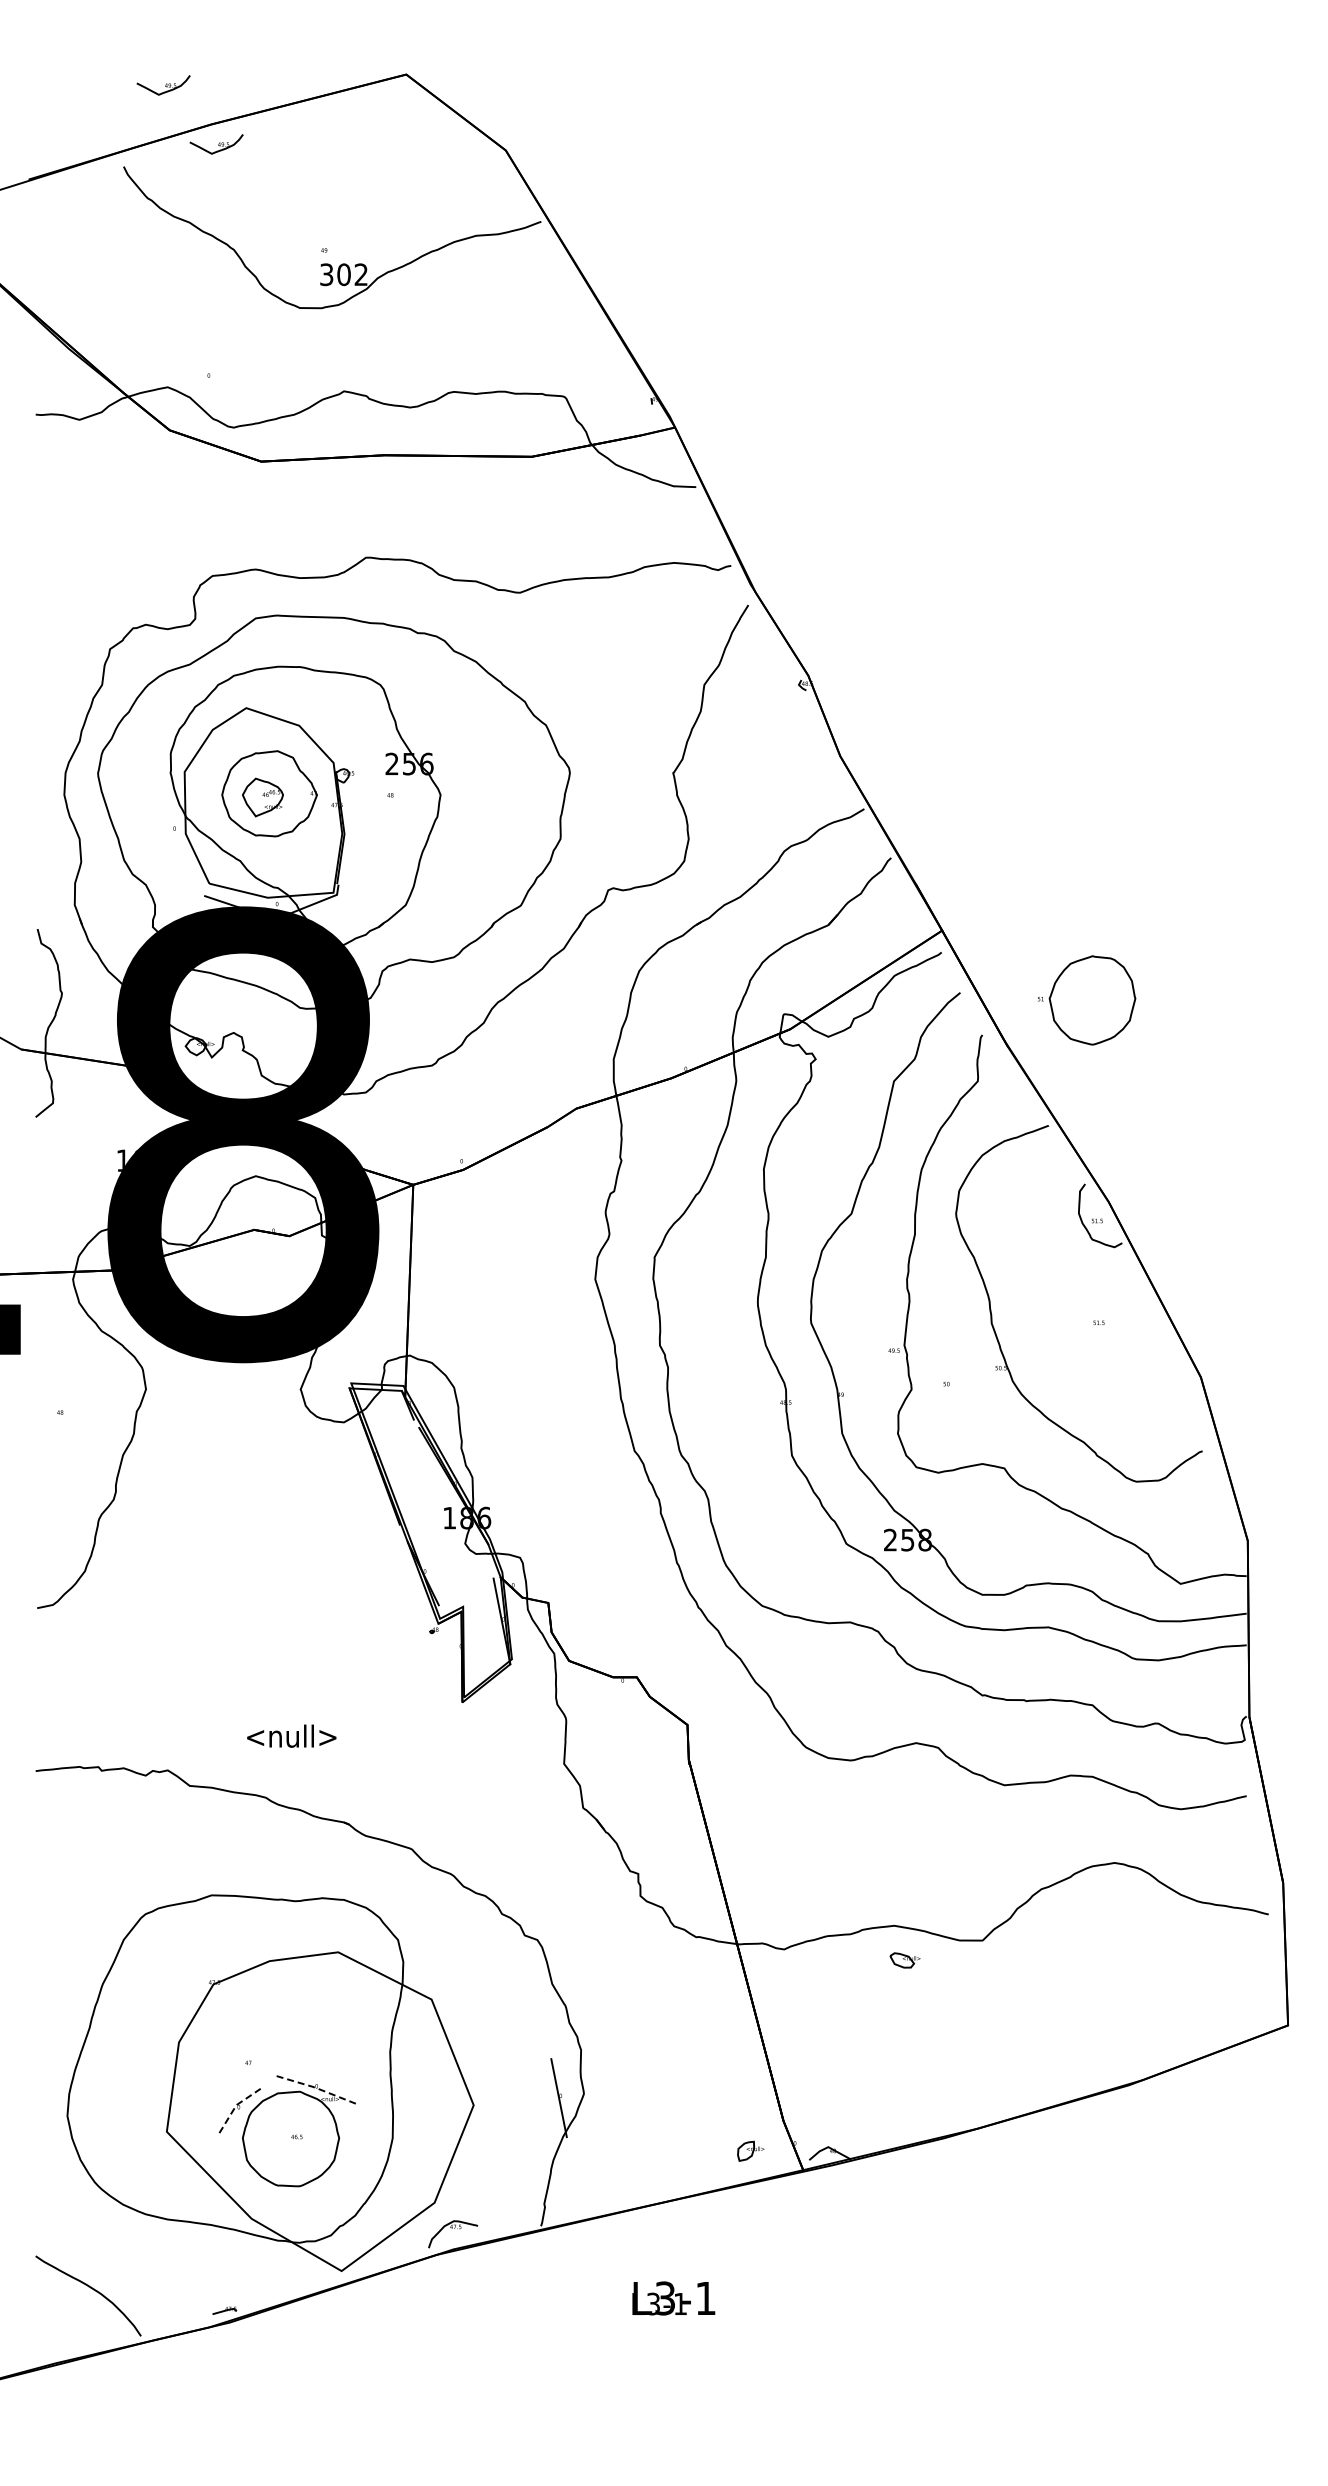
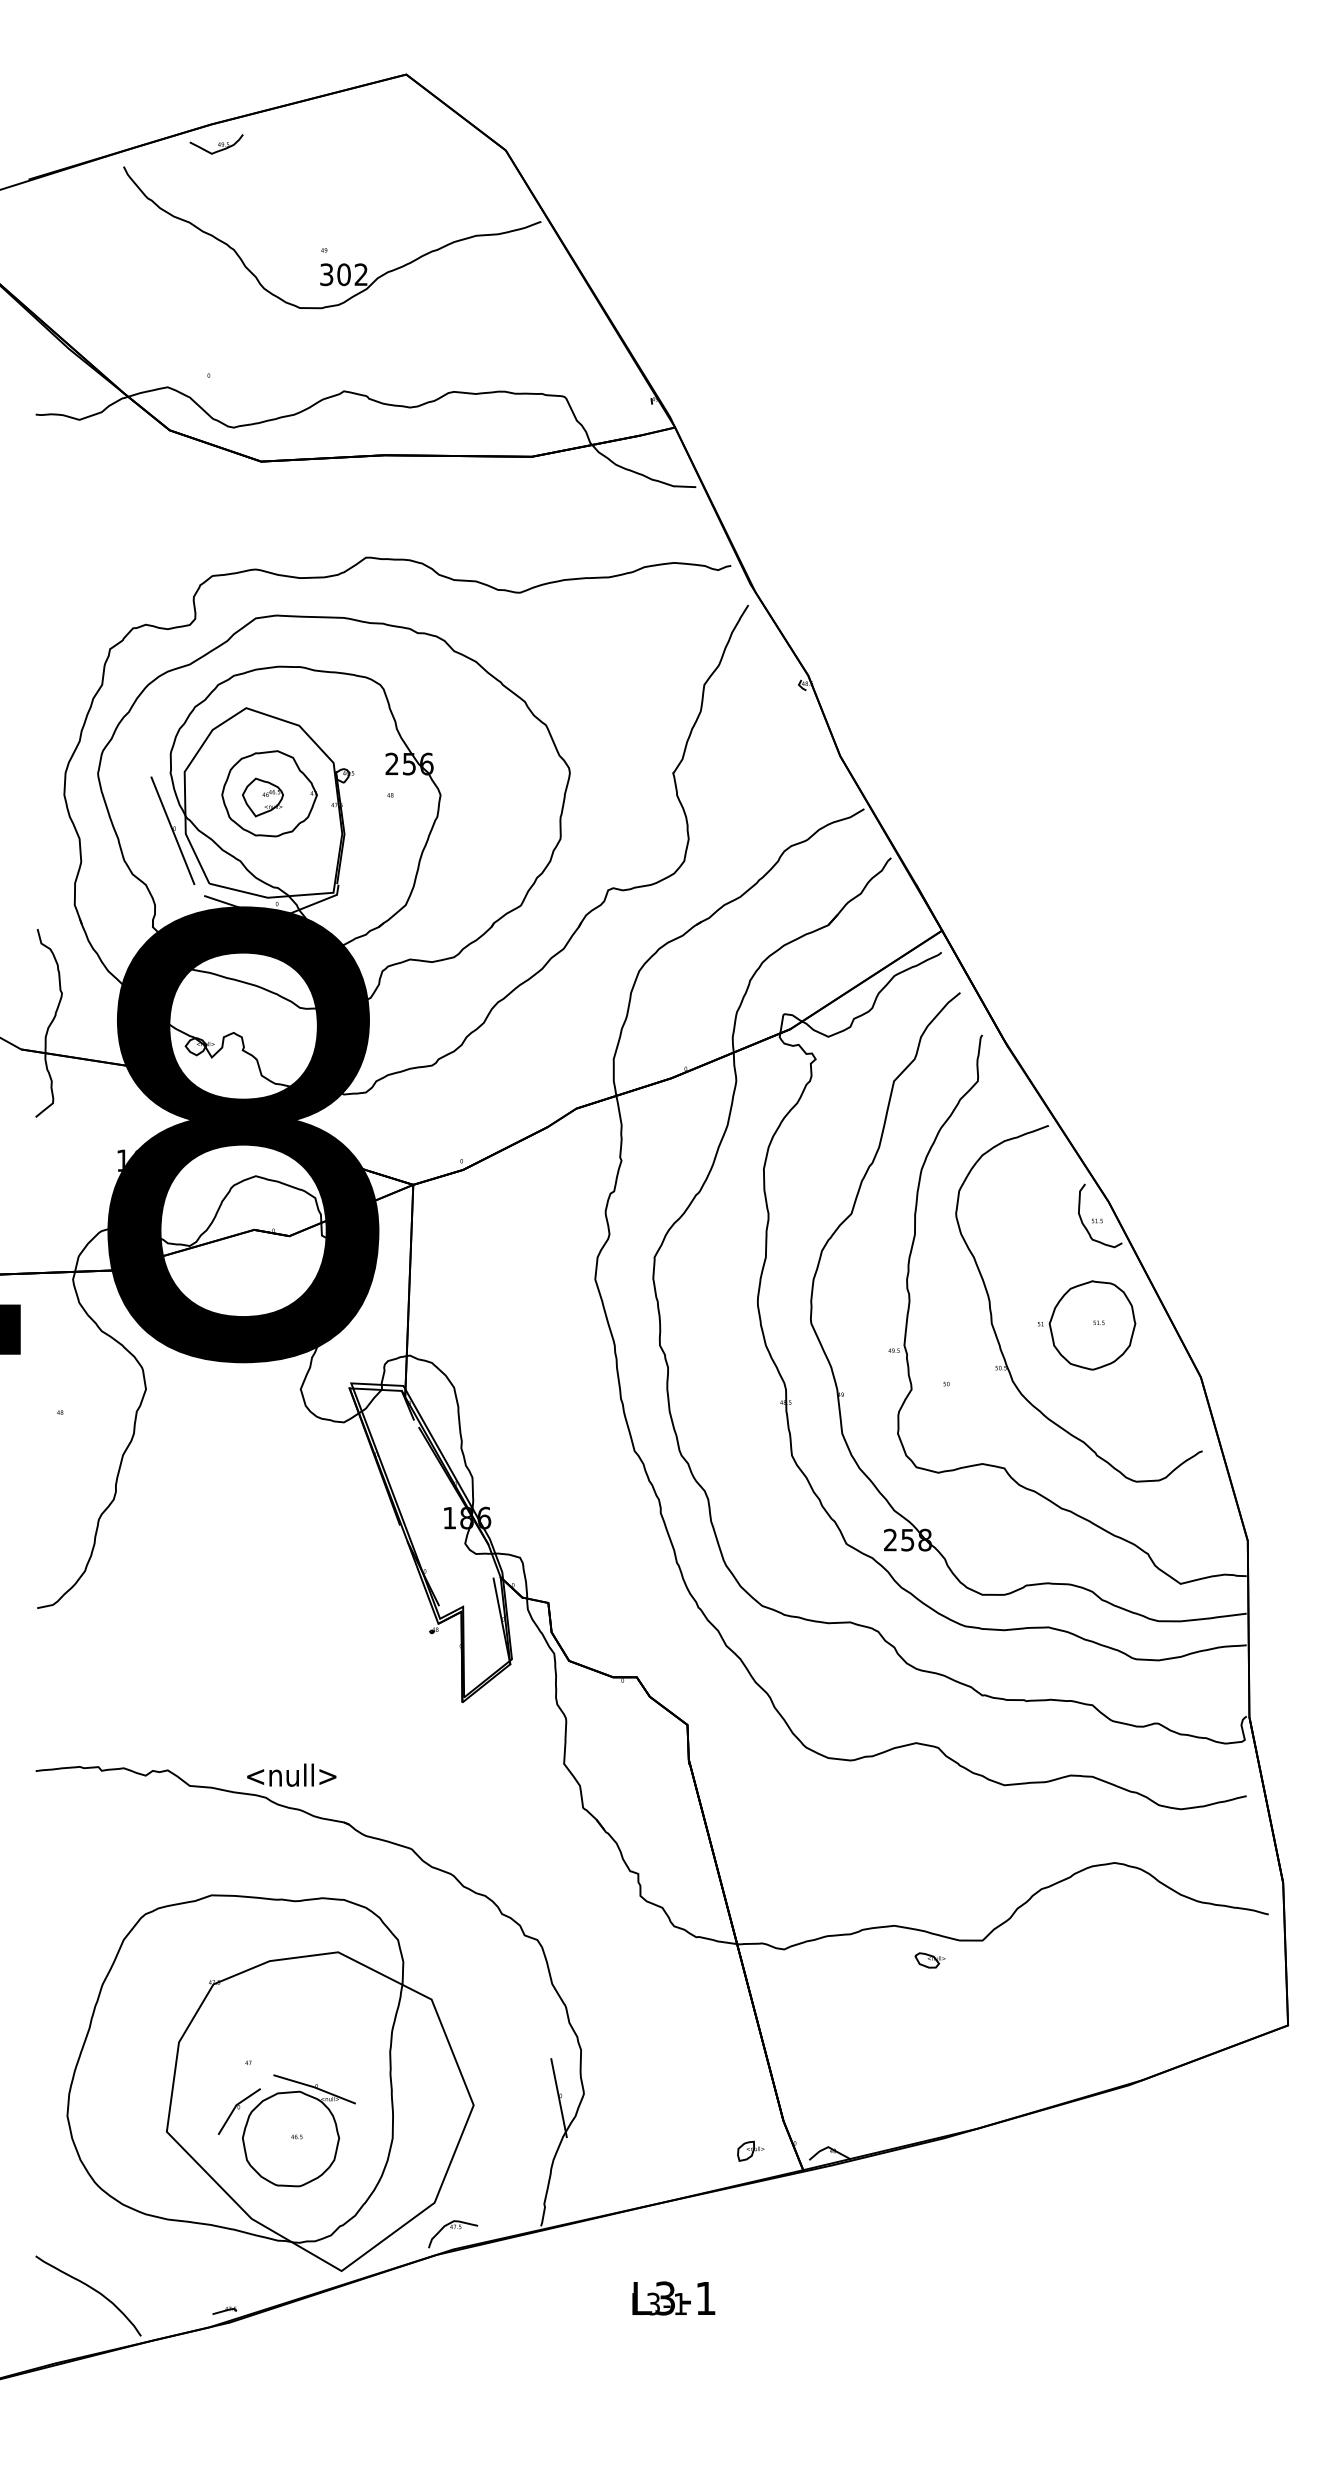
part: present -> none (163, 85)
line: none -> present (172, 830)
part position: (1087, 1000) -> (1087, 1325) (1087, 1325)
text position: (291, 1735) -> (291, 1774) (291, 1774)
part position: (904, 1960) -> (929, 1960) (929, 1960)
line: dashed -> solid (314, 2087)
line: dashed -> solid (235, 2106)
